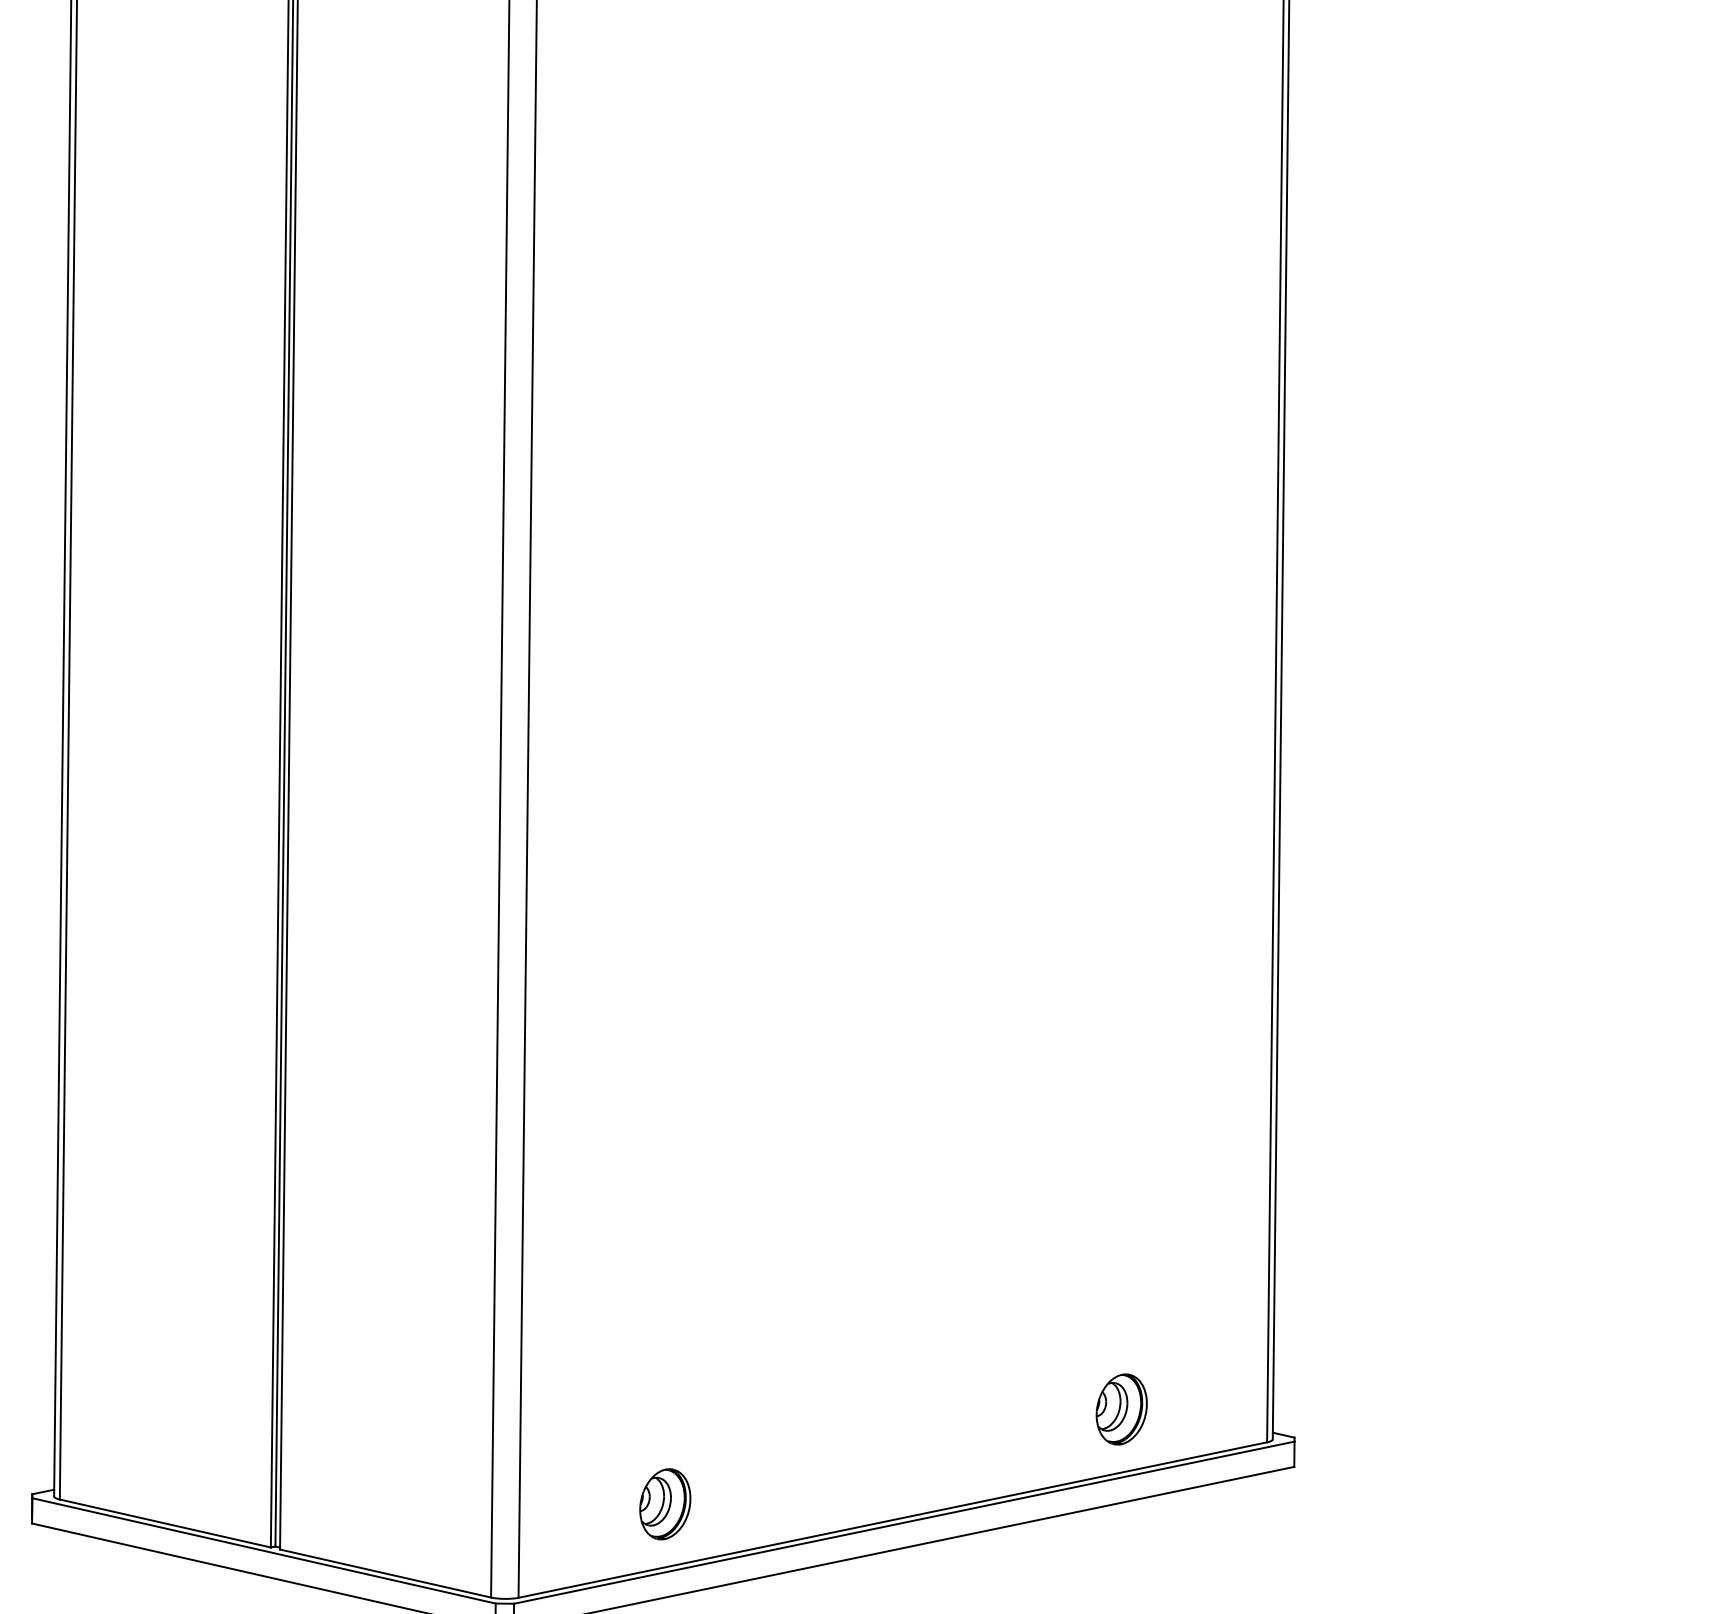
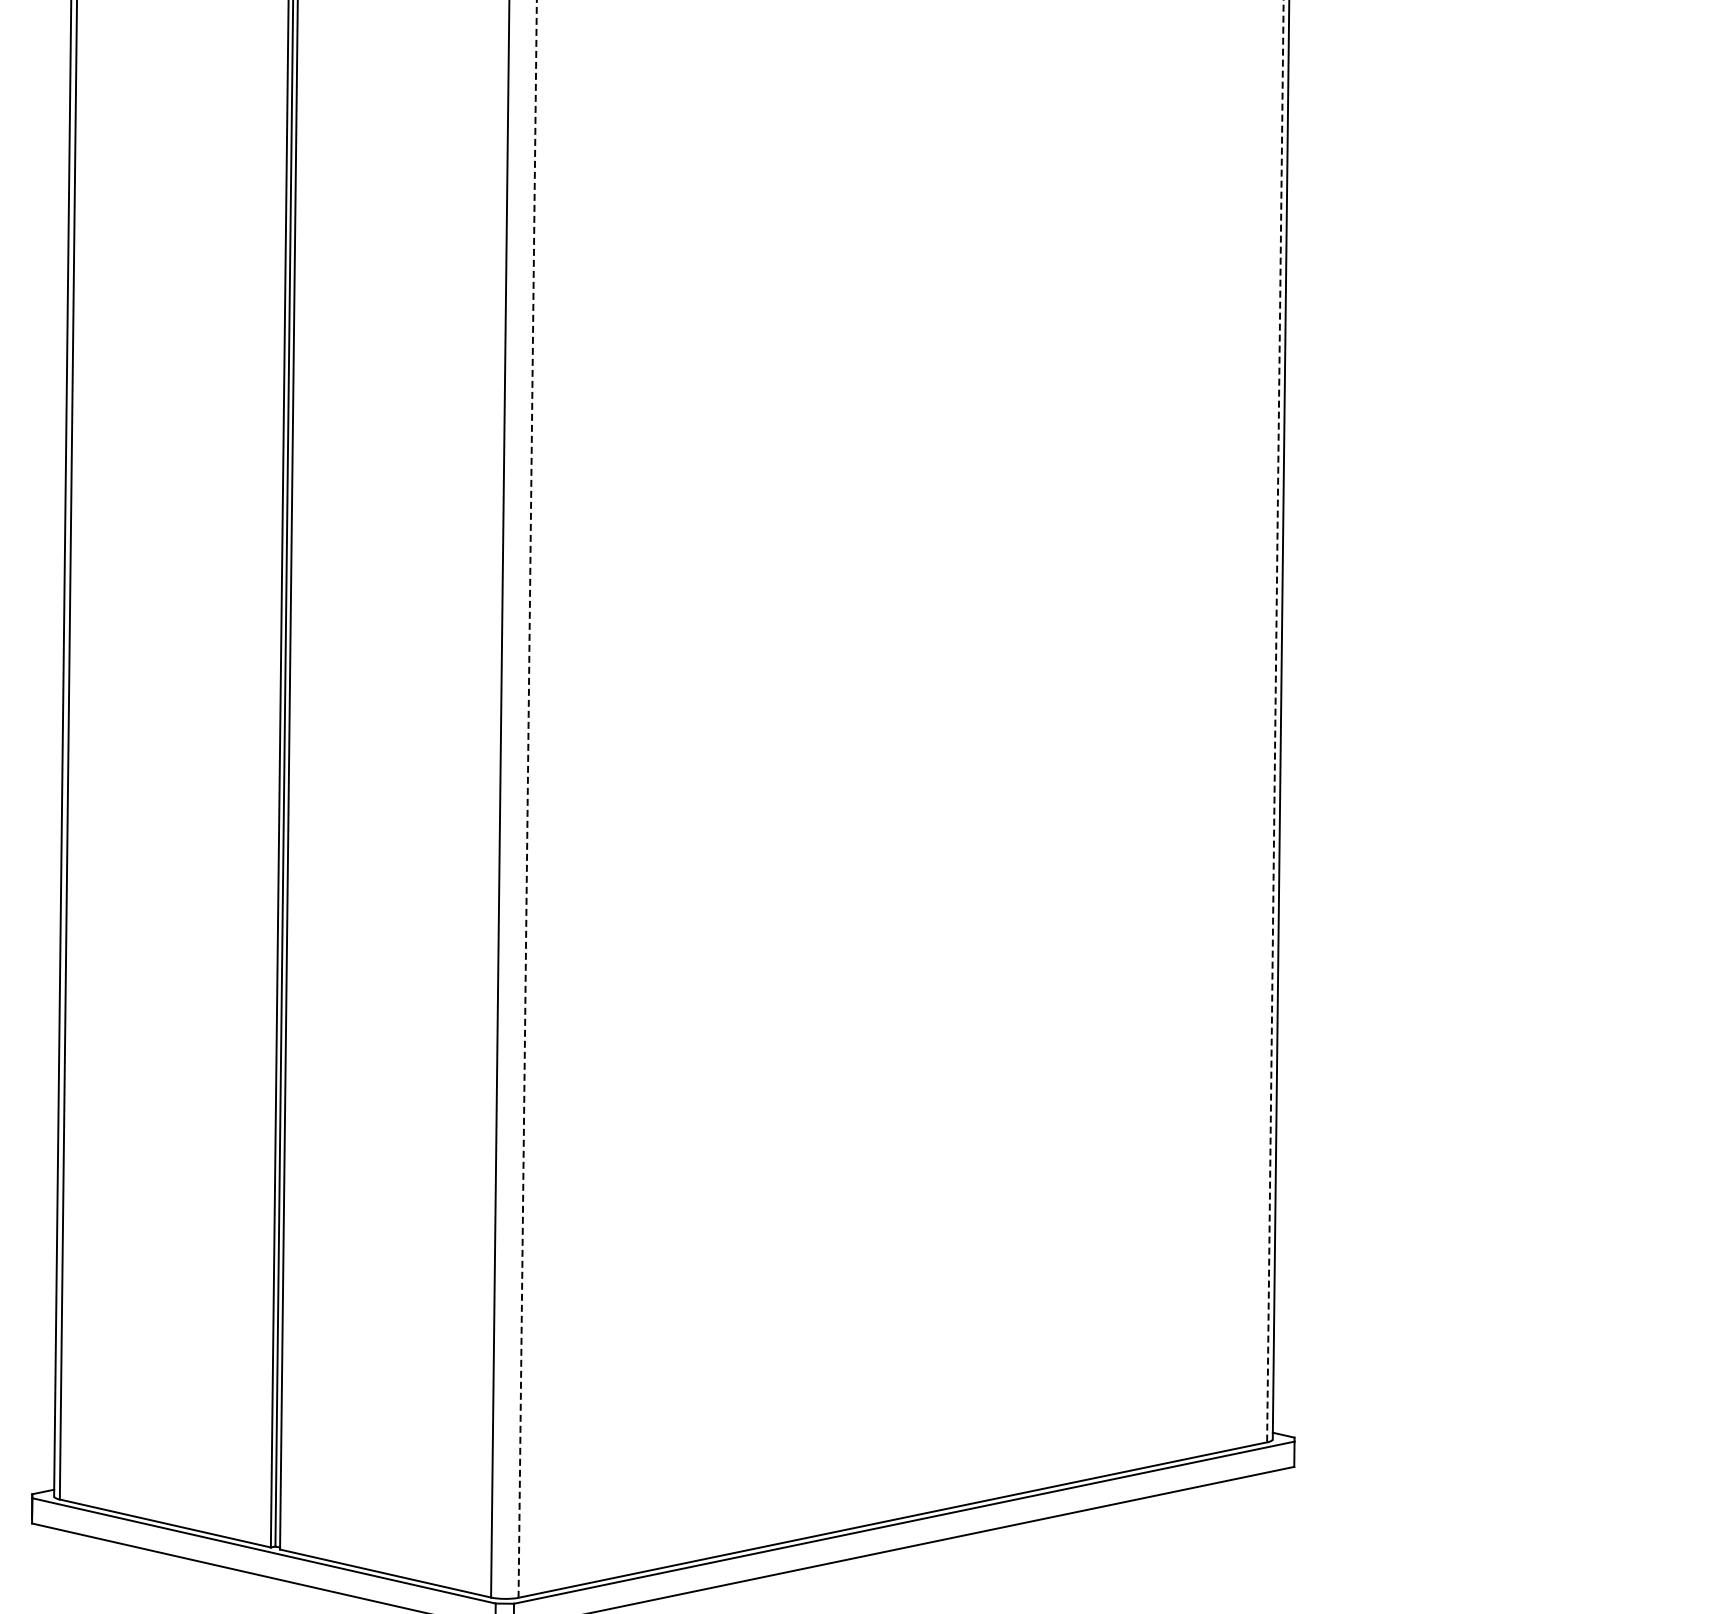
line: solid -> dashed (1275, 721)
line: solid -> dashed (527, 798)
part: present -> none (1121, 1409)
part: present -> none (665, 1504)
